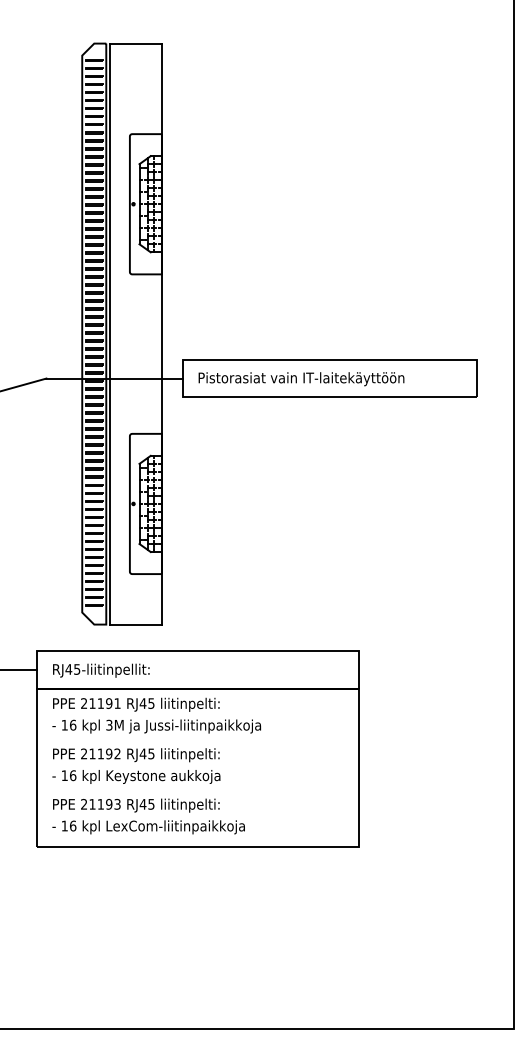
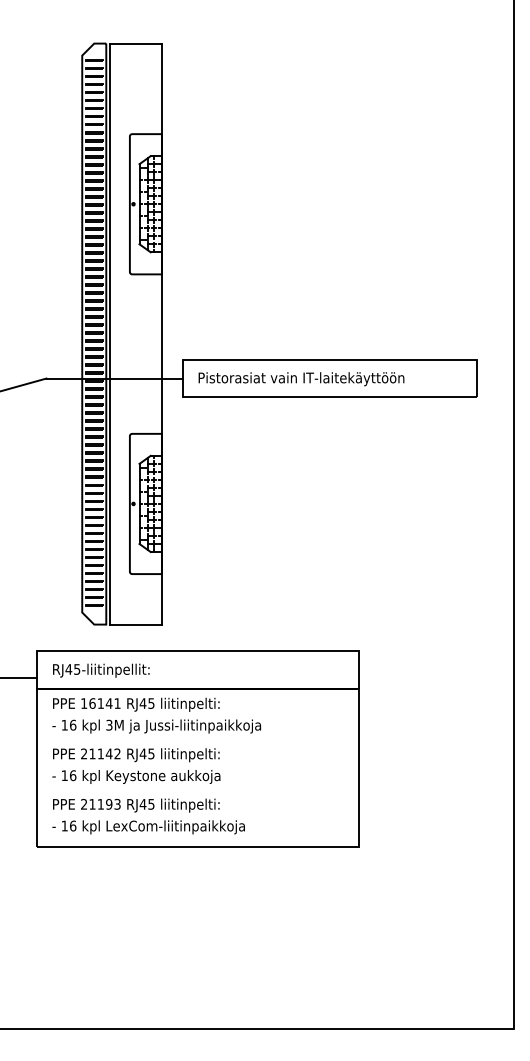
line position: (19, 670) -> (19, 678) (19, 678)
text: 21191 -> 16141 (96, 703)
text: 21192 -> 21142 (108, 753)
